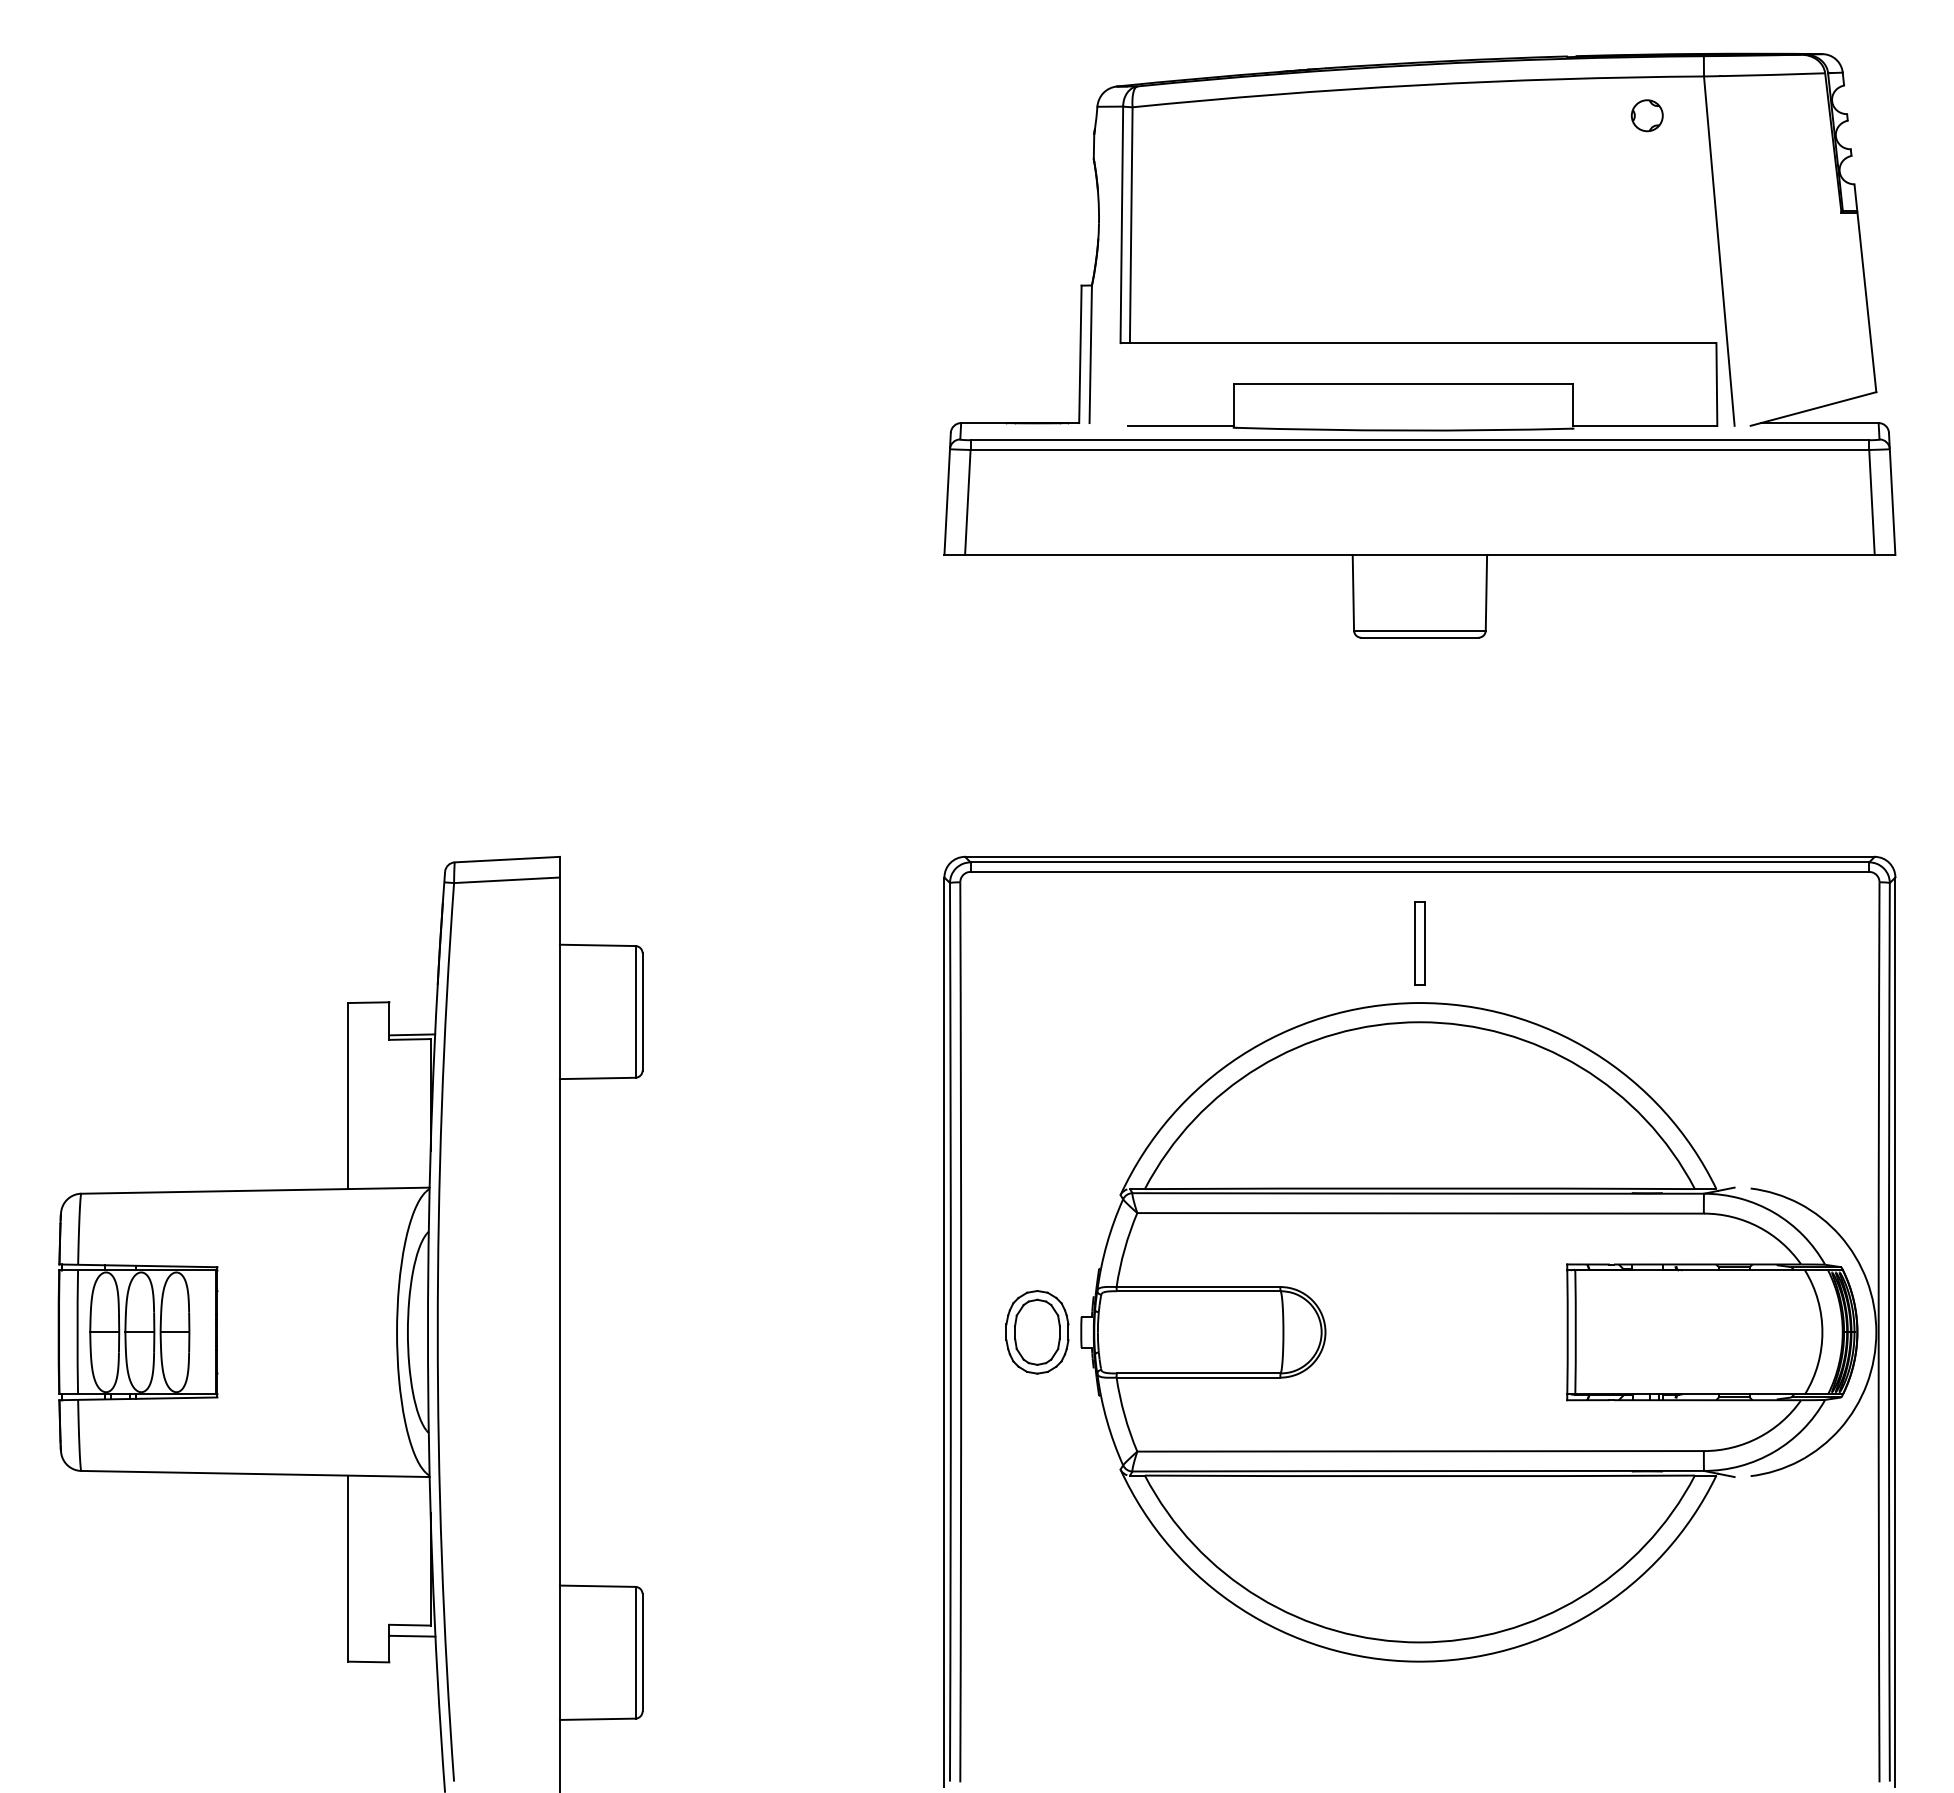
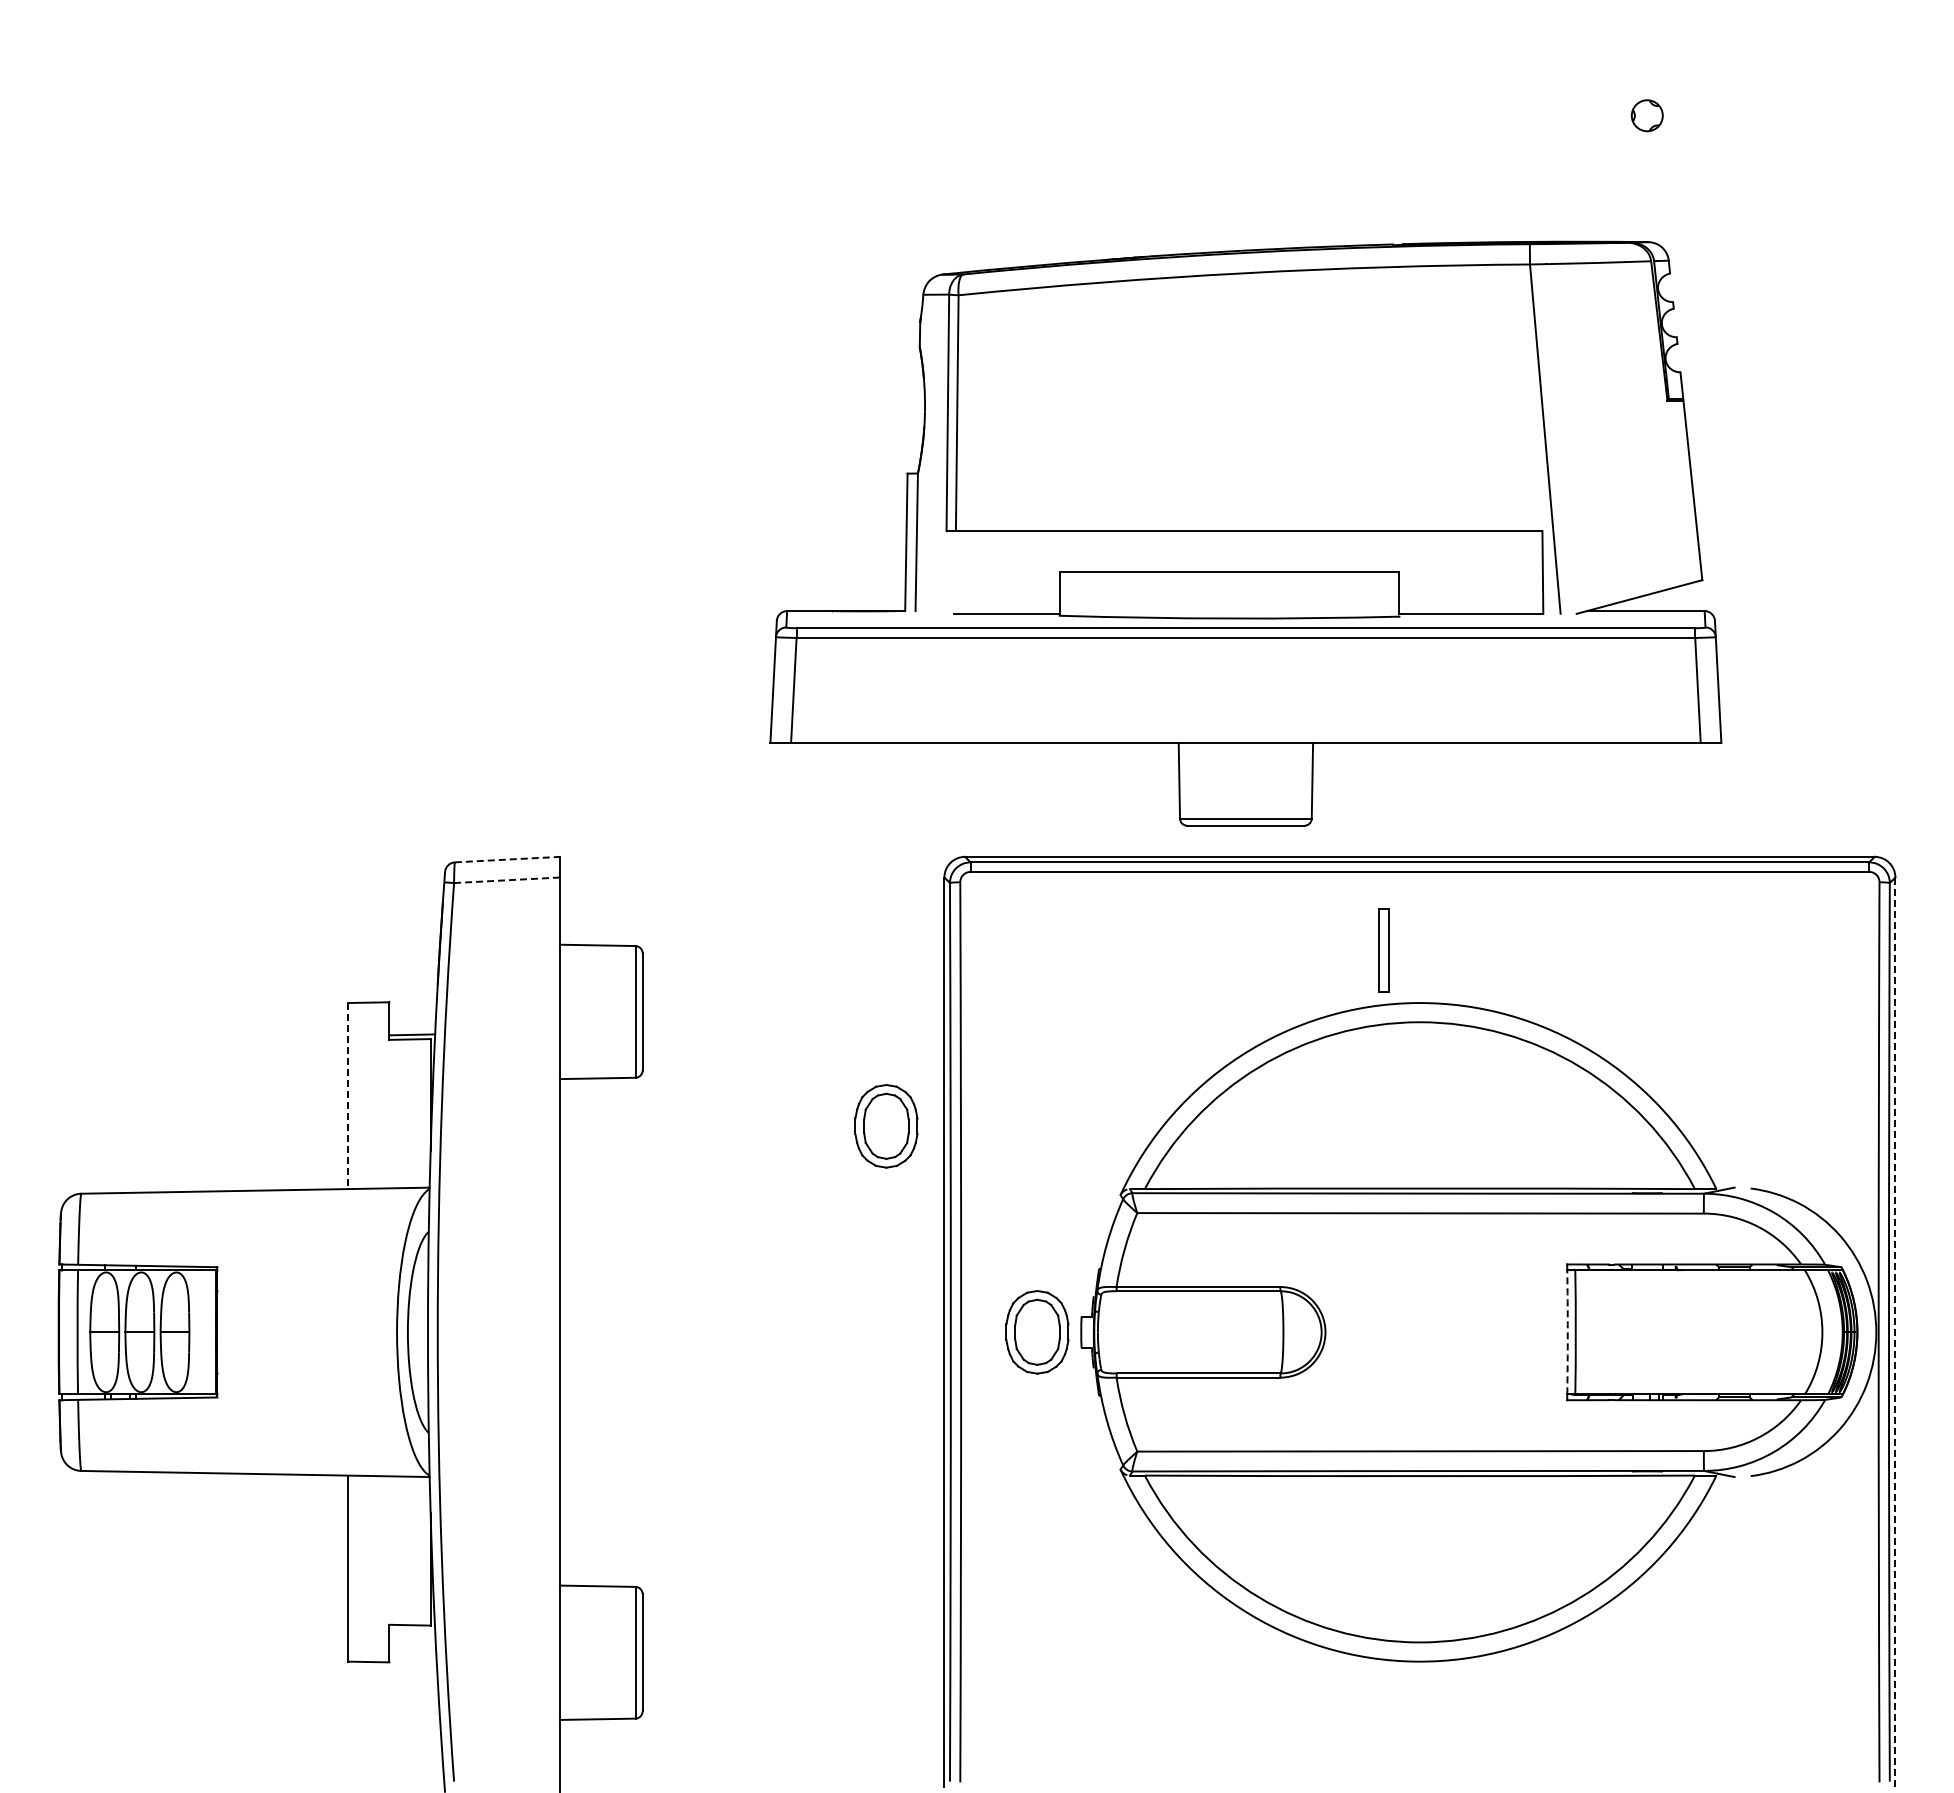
part position: (1419, 345) -> (1245, 533) (1245, 533)
line: solid -> dashed (507, 859)
line: solid -> dashed (507, 880)
part position: (1419, 943) -> (1383, 950) (1383, 950)
line: solid -> dashed (348, 1096)
part: none -> present (886, 1126)
arc: solid -> dashed (1567, 1332)
line: solid -> dashed (1895, 1332)
line: present -> none (412, 1635)
